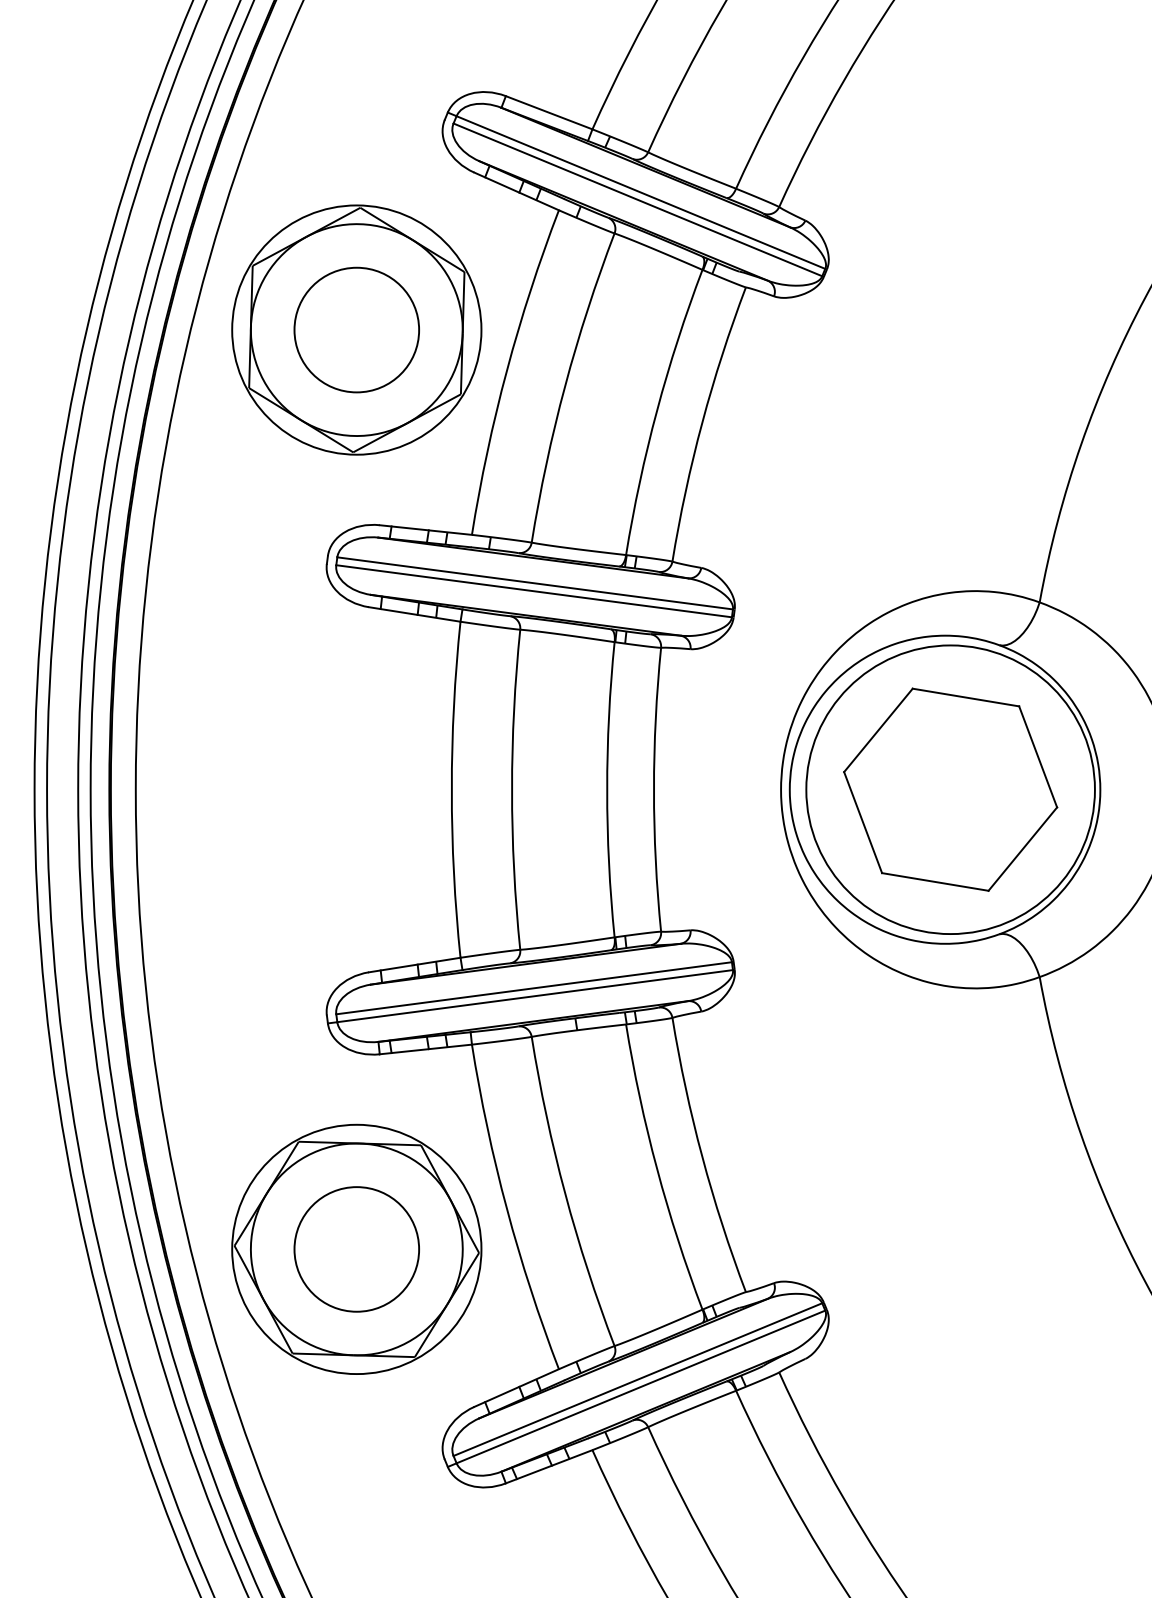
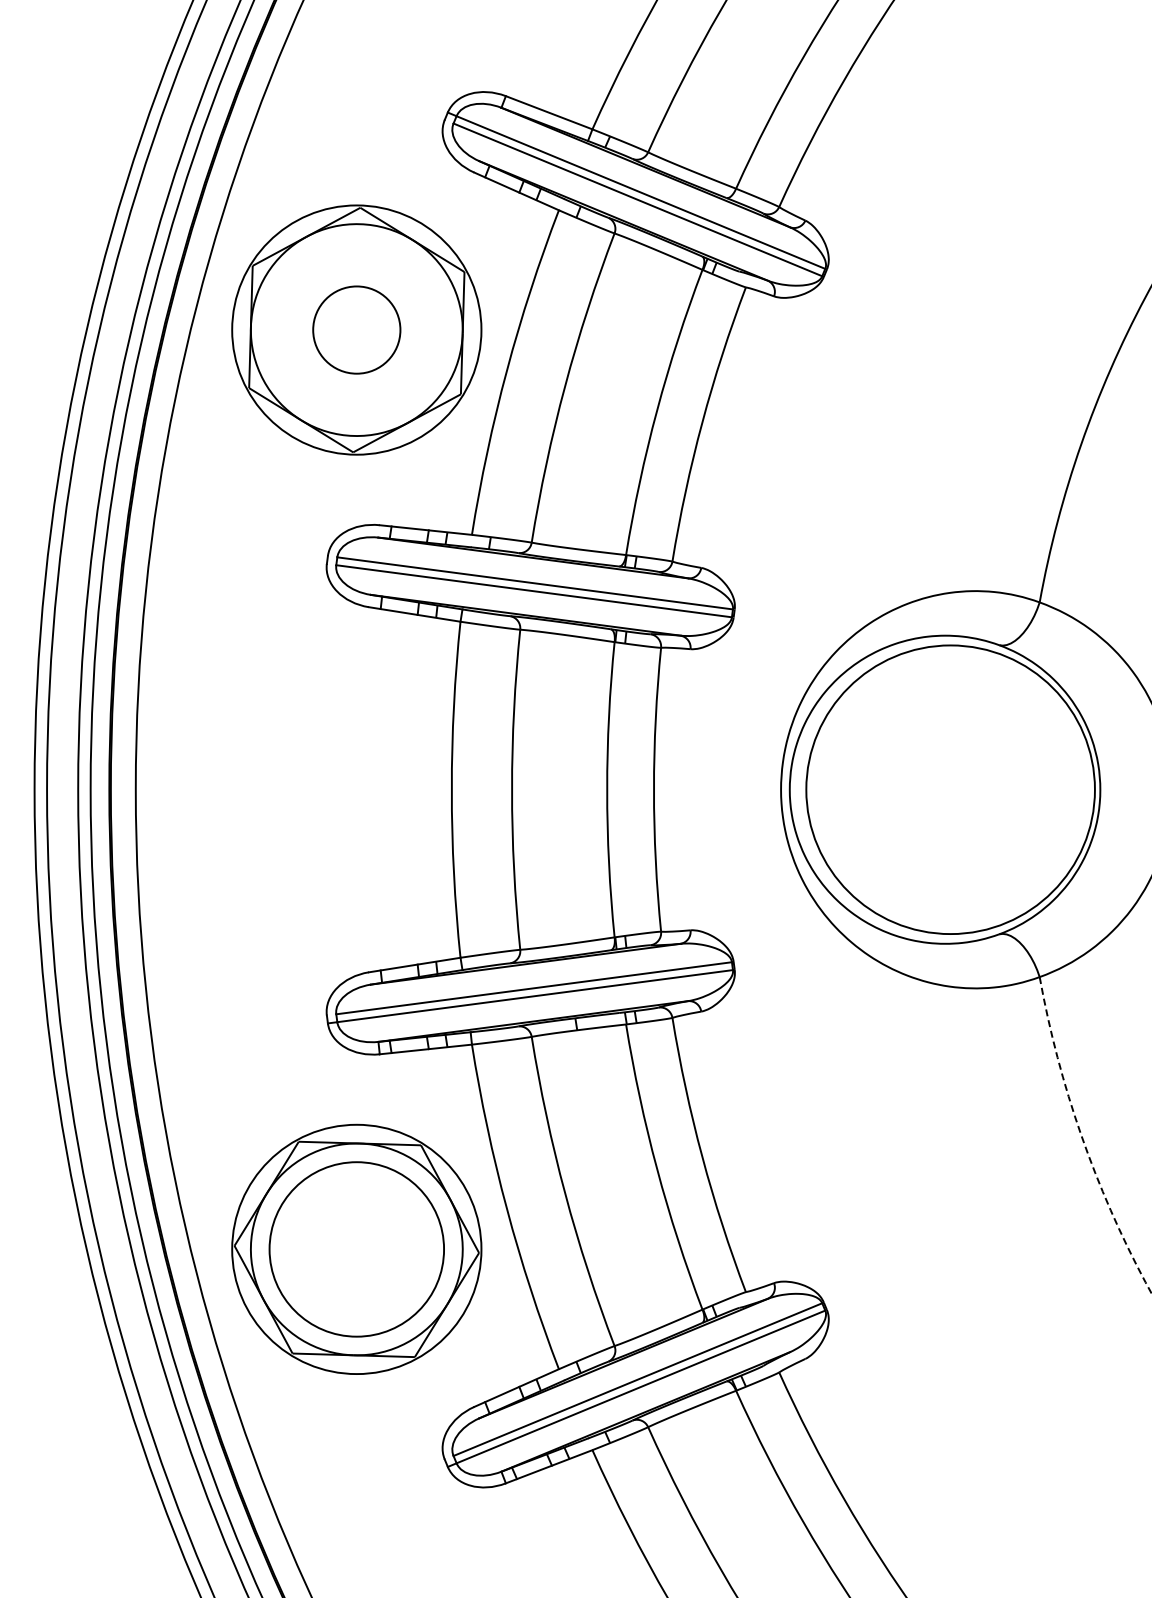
circle diameter: 125 px -> 87 px (356, 329)
part: present -> none (950, 789)
arc: solid -> dashed (1083, 1140)
circle diameter: 125 px -> 174 px (356, 1249)
